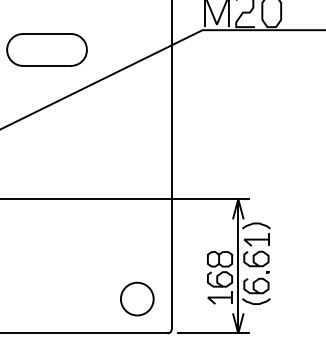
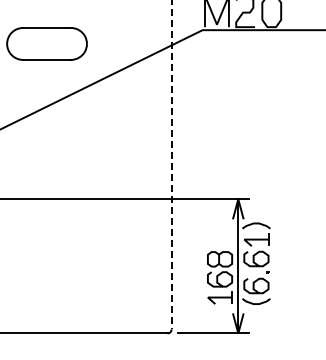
part position: (46, 49) -> (46, 43) (46, 43)
line: solid -> dashed (171, 164)
circle: present -> none (137, 298)
